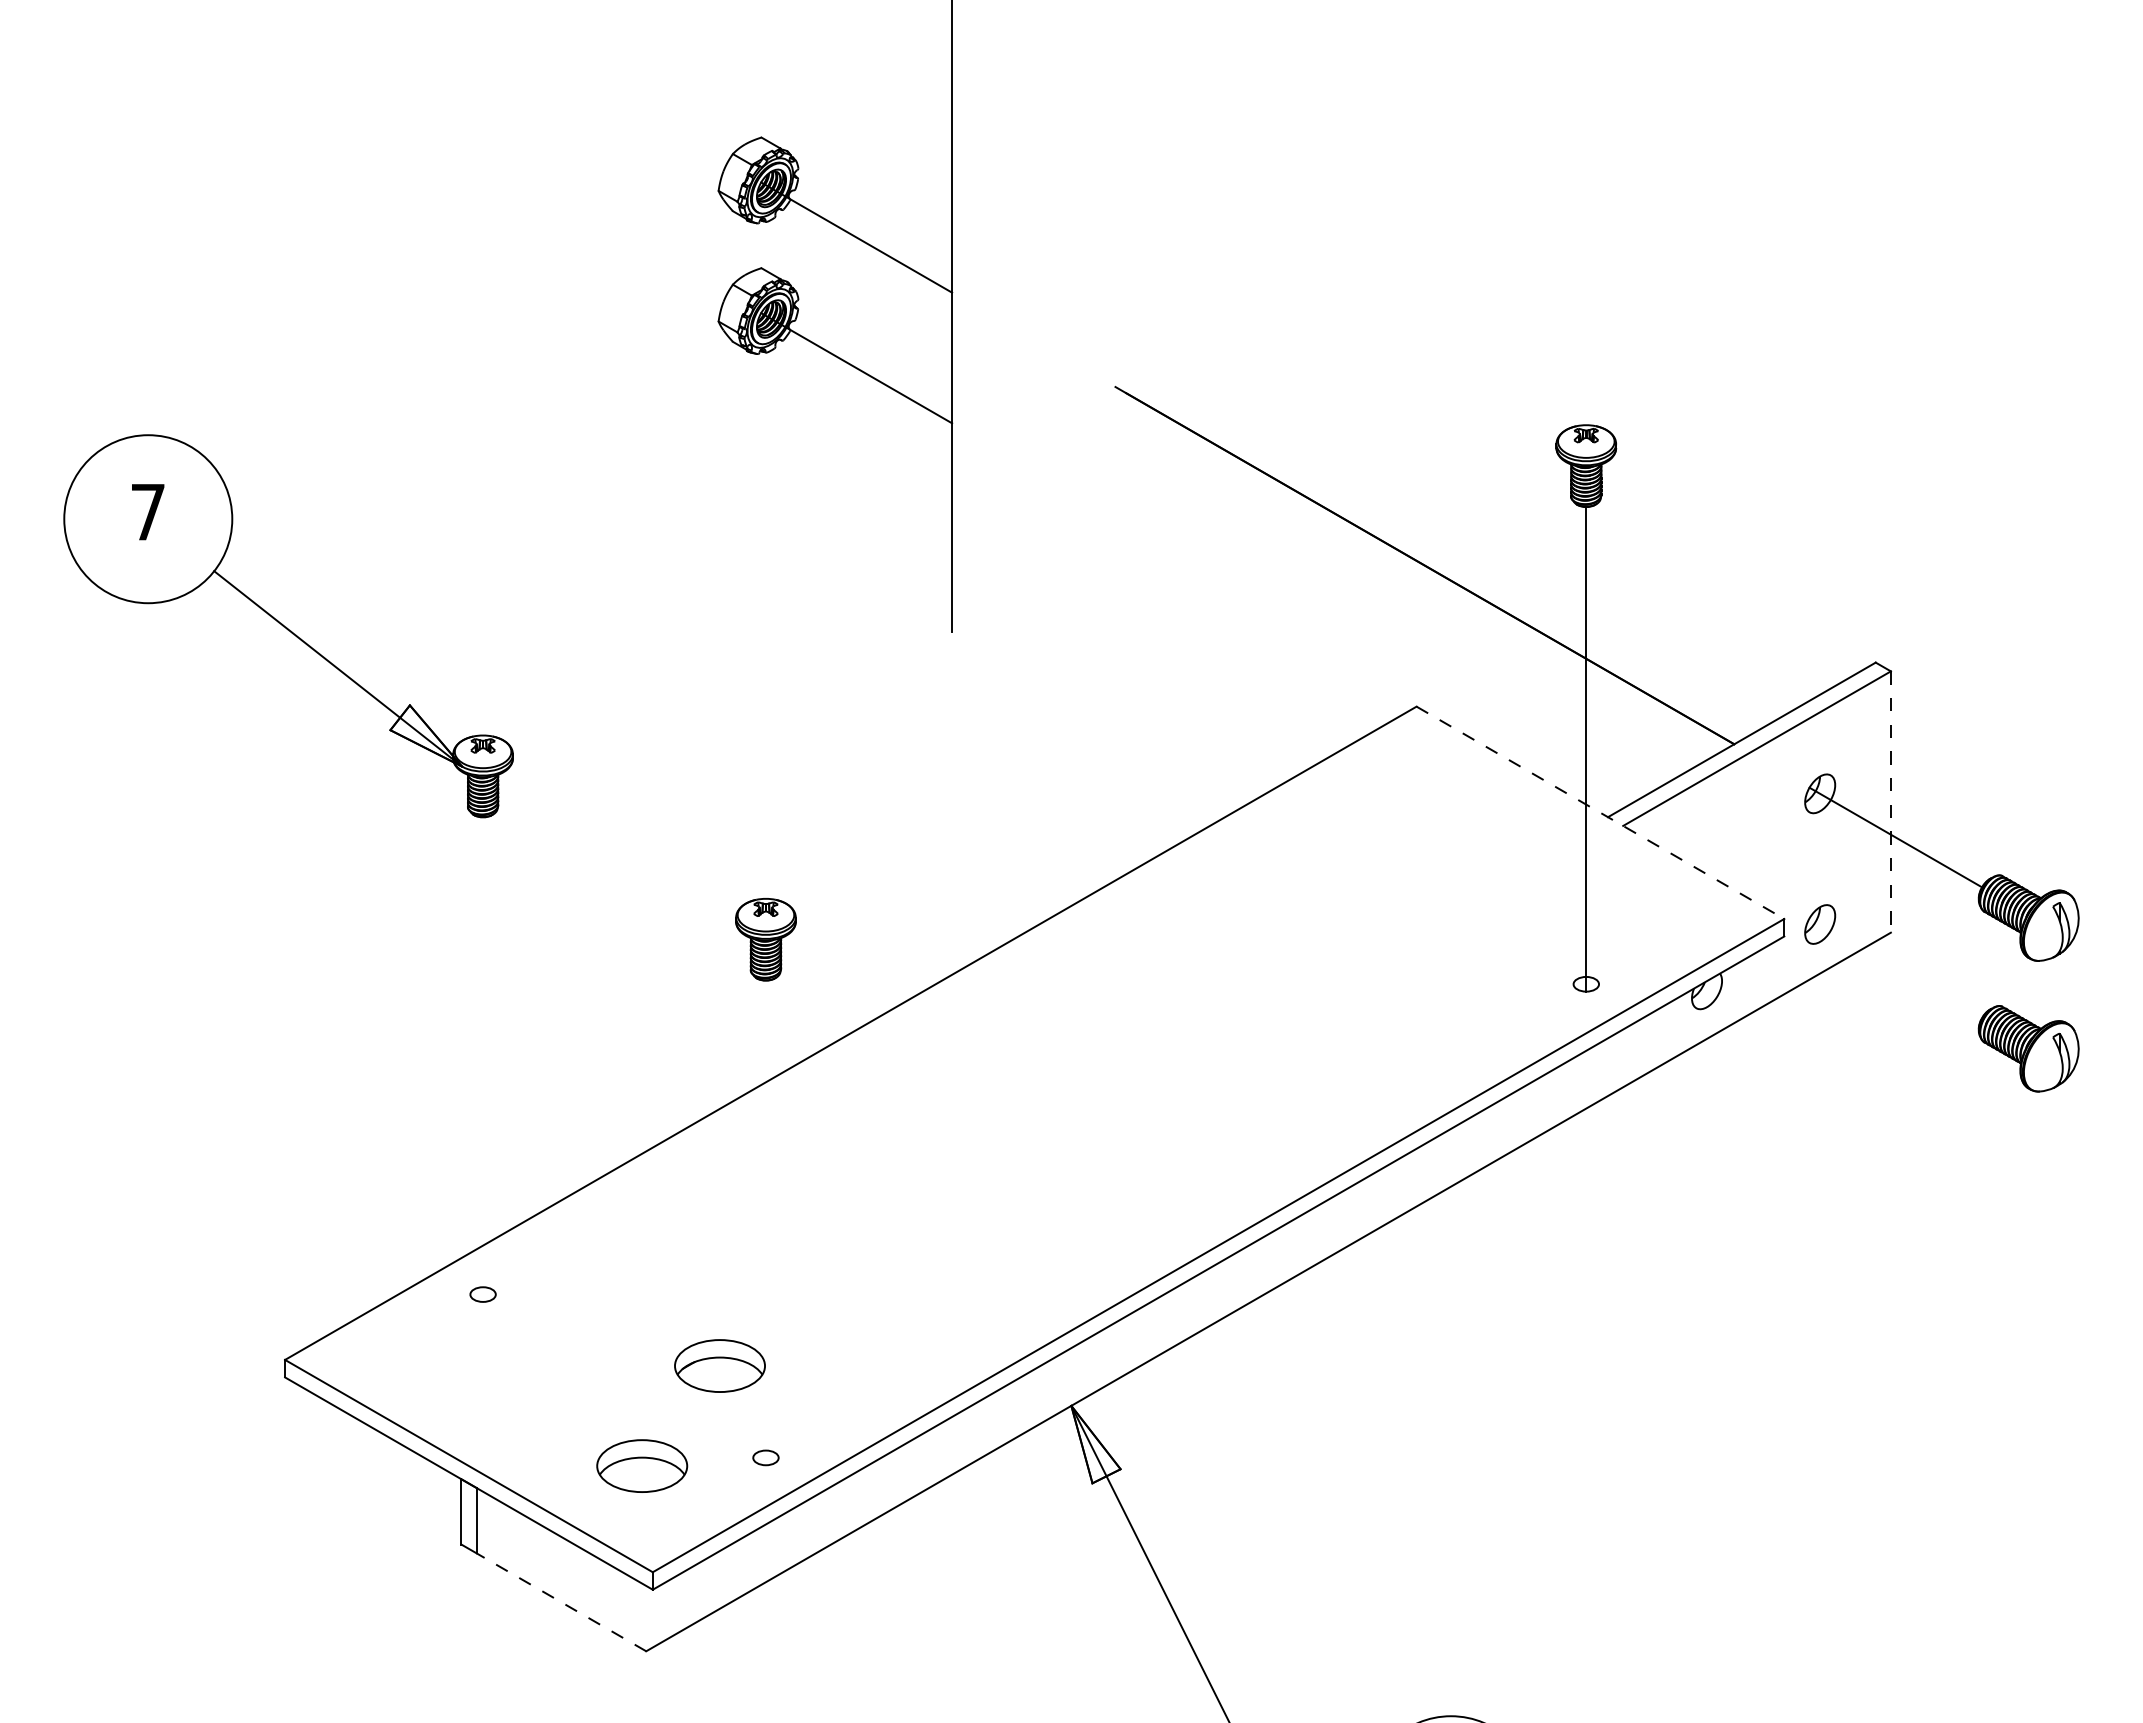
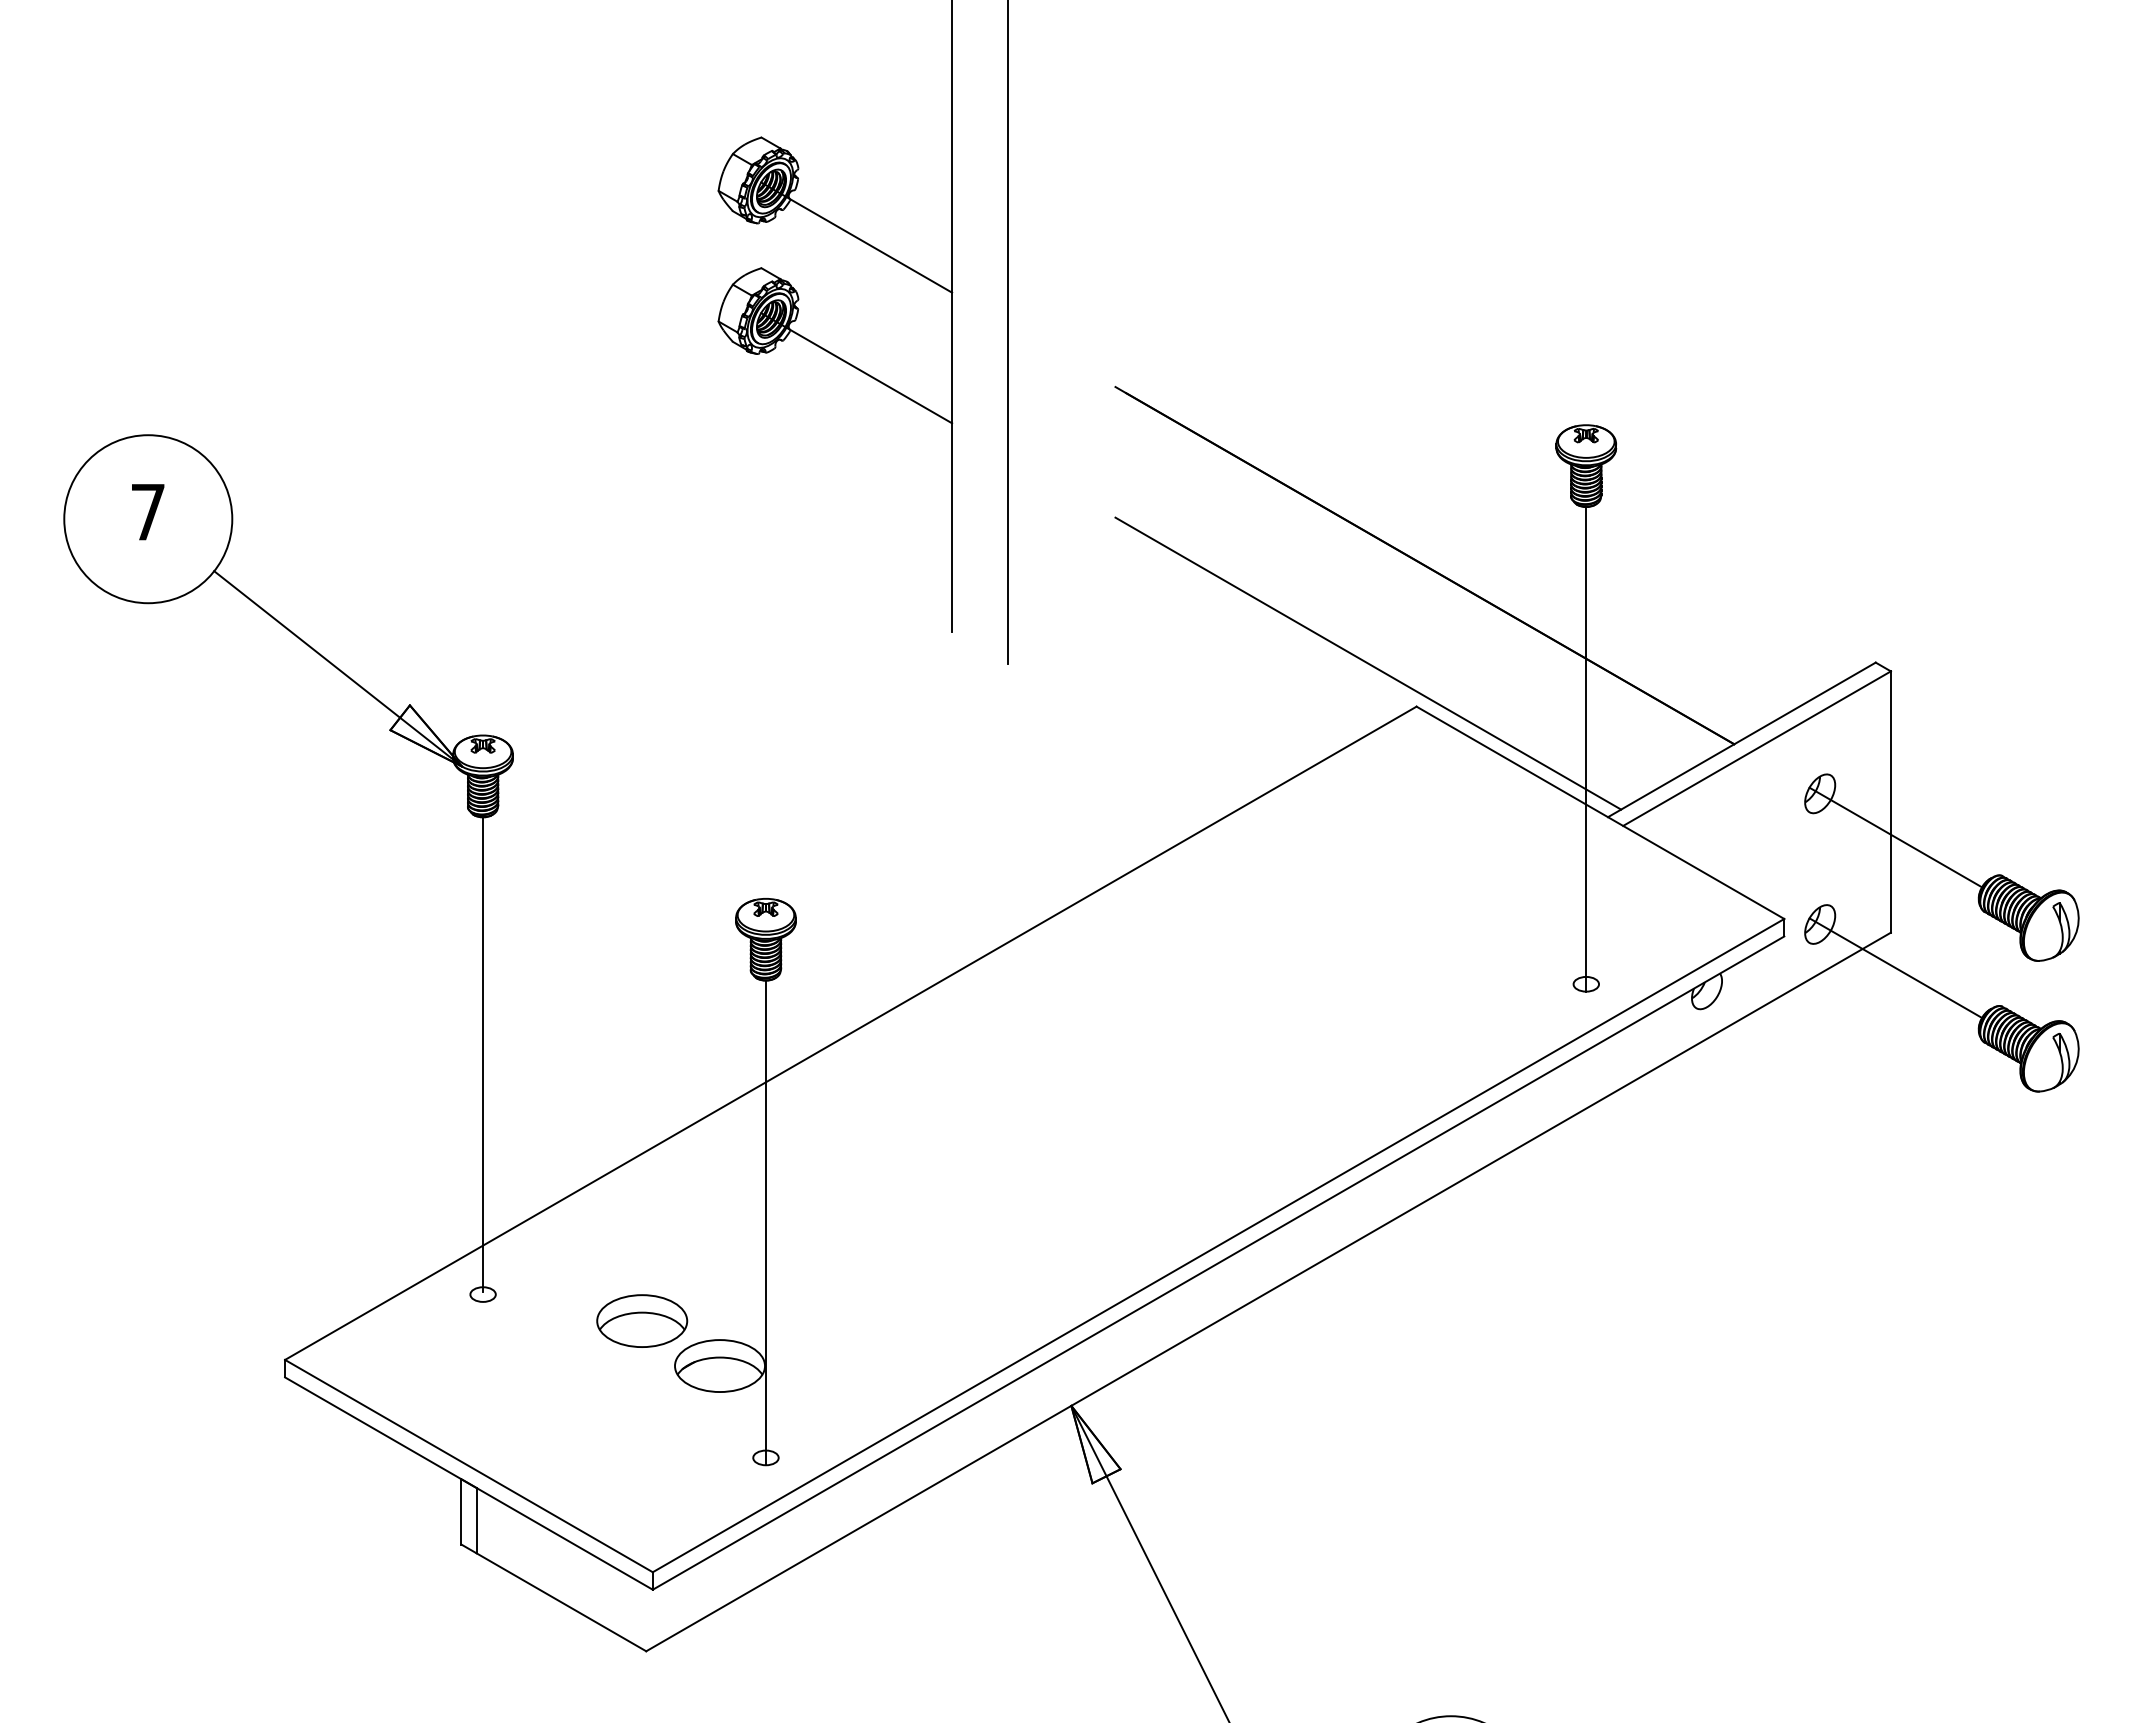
line: none -> present (1008, 333)
line: none -> present (1368, 663)
line: dashed -> solid (1890, 802)
line: dashed -> solid (1600, 813)
line: none -> present (1895, 967)
line: none -> present (483, 1054)
line: none -> present (765, 1222)
part position: (642, 1465) -> (642, 1320) (642, 1320)
line: dashed -> solid (561, 1602)
